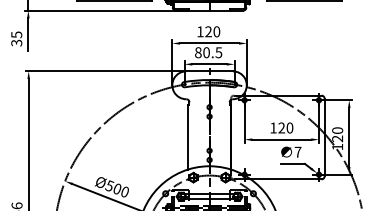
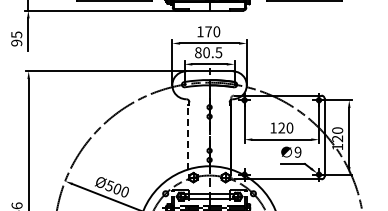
text: 120 -> 170 (208, 31)
text: 35 -> 95 (16, 42)
line: solid -> dashed (188, 137)
text: 7 -> 9 (297, 151)
